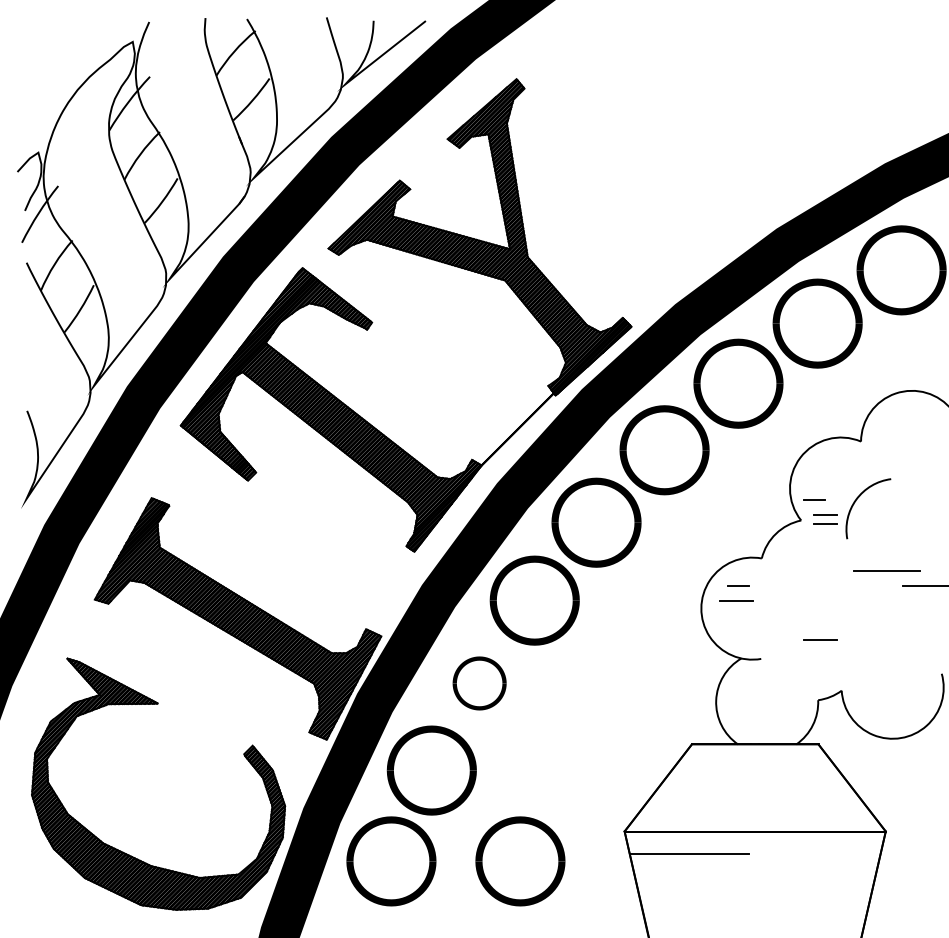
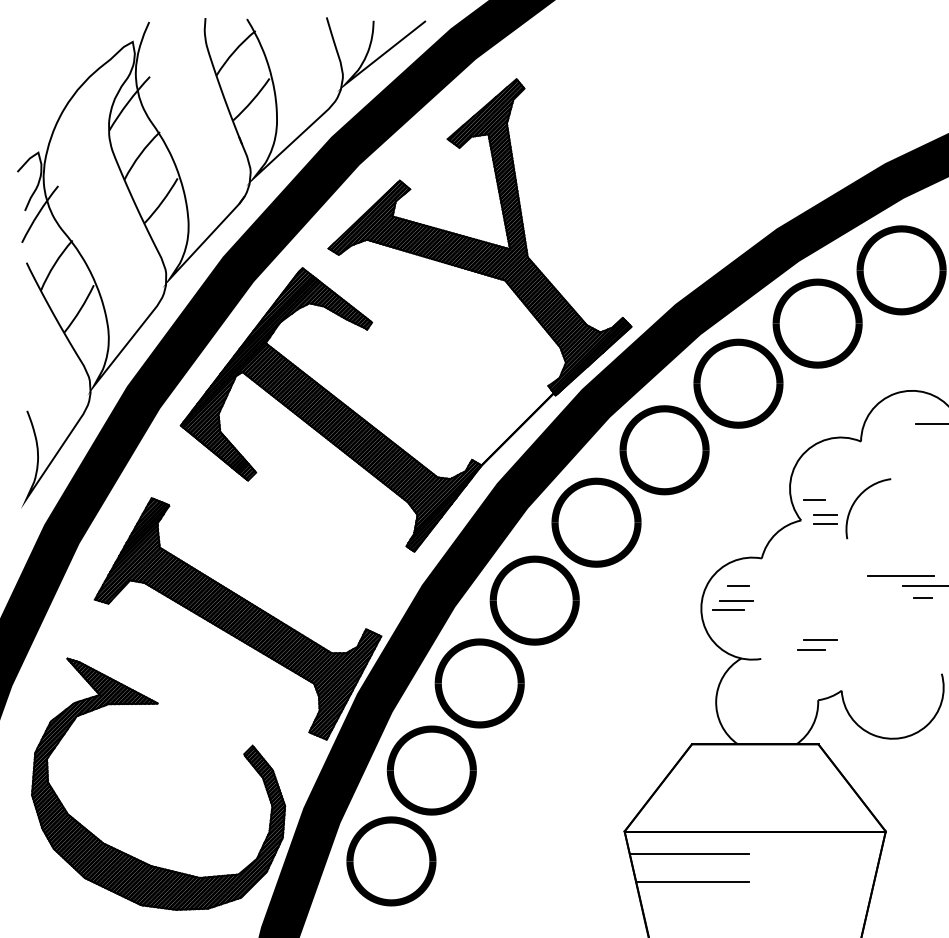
line: none -> present (930, 423)
line position: (886, 570) -> (900, 575) (900, 575)
line: none -> present (922, 597)
line: none -> present (728, 610)
line: none -> present (811, 649)
part size: 55x55 px -> 91x91 px (479, 683)
part: present -> none (520, 861)
line: none -> present (692, 881)
